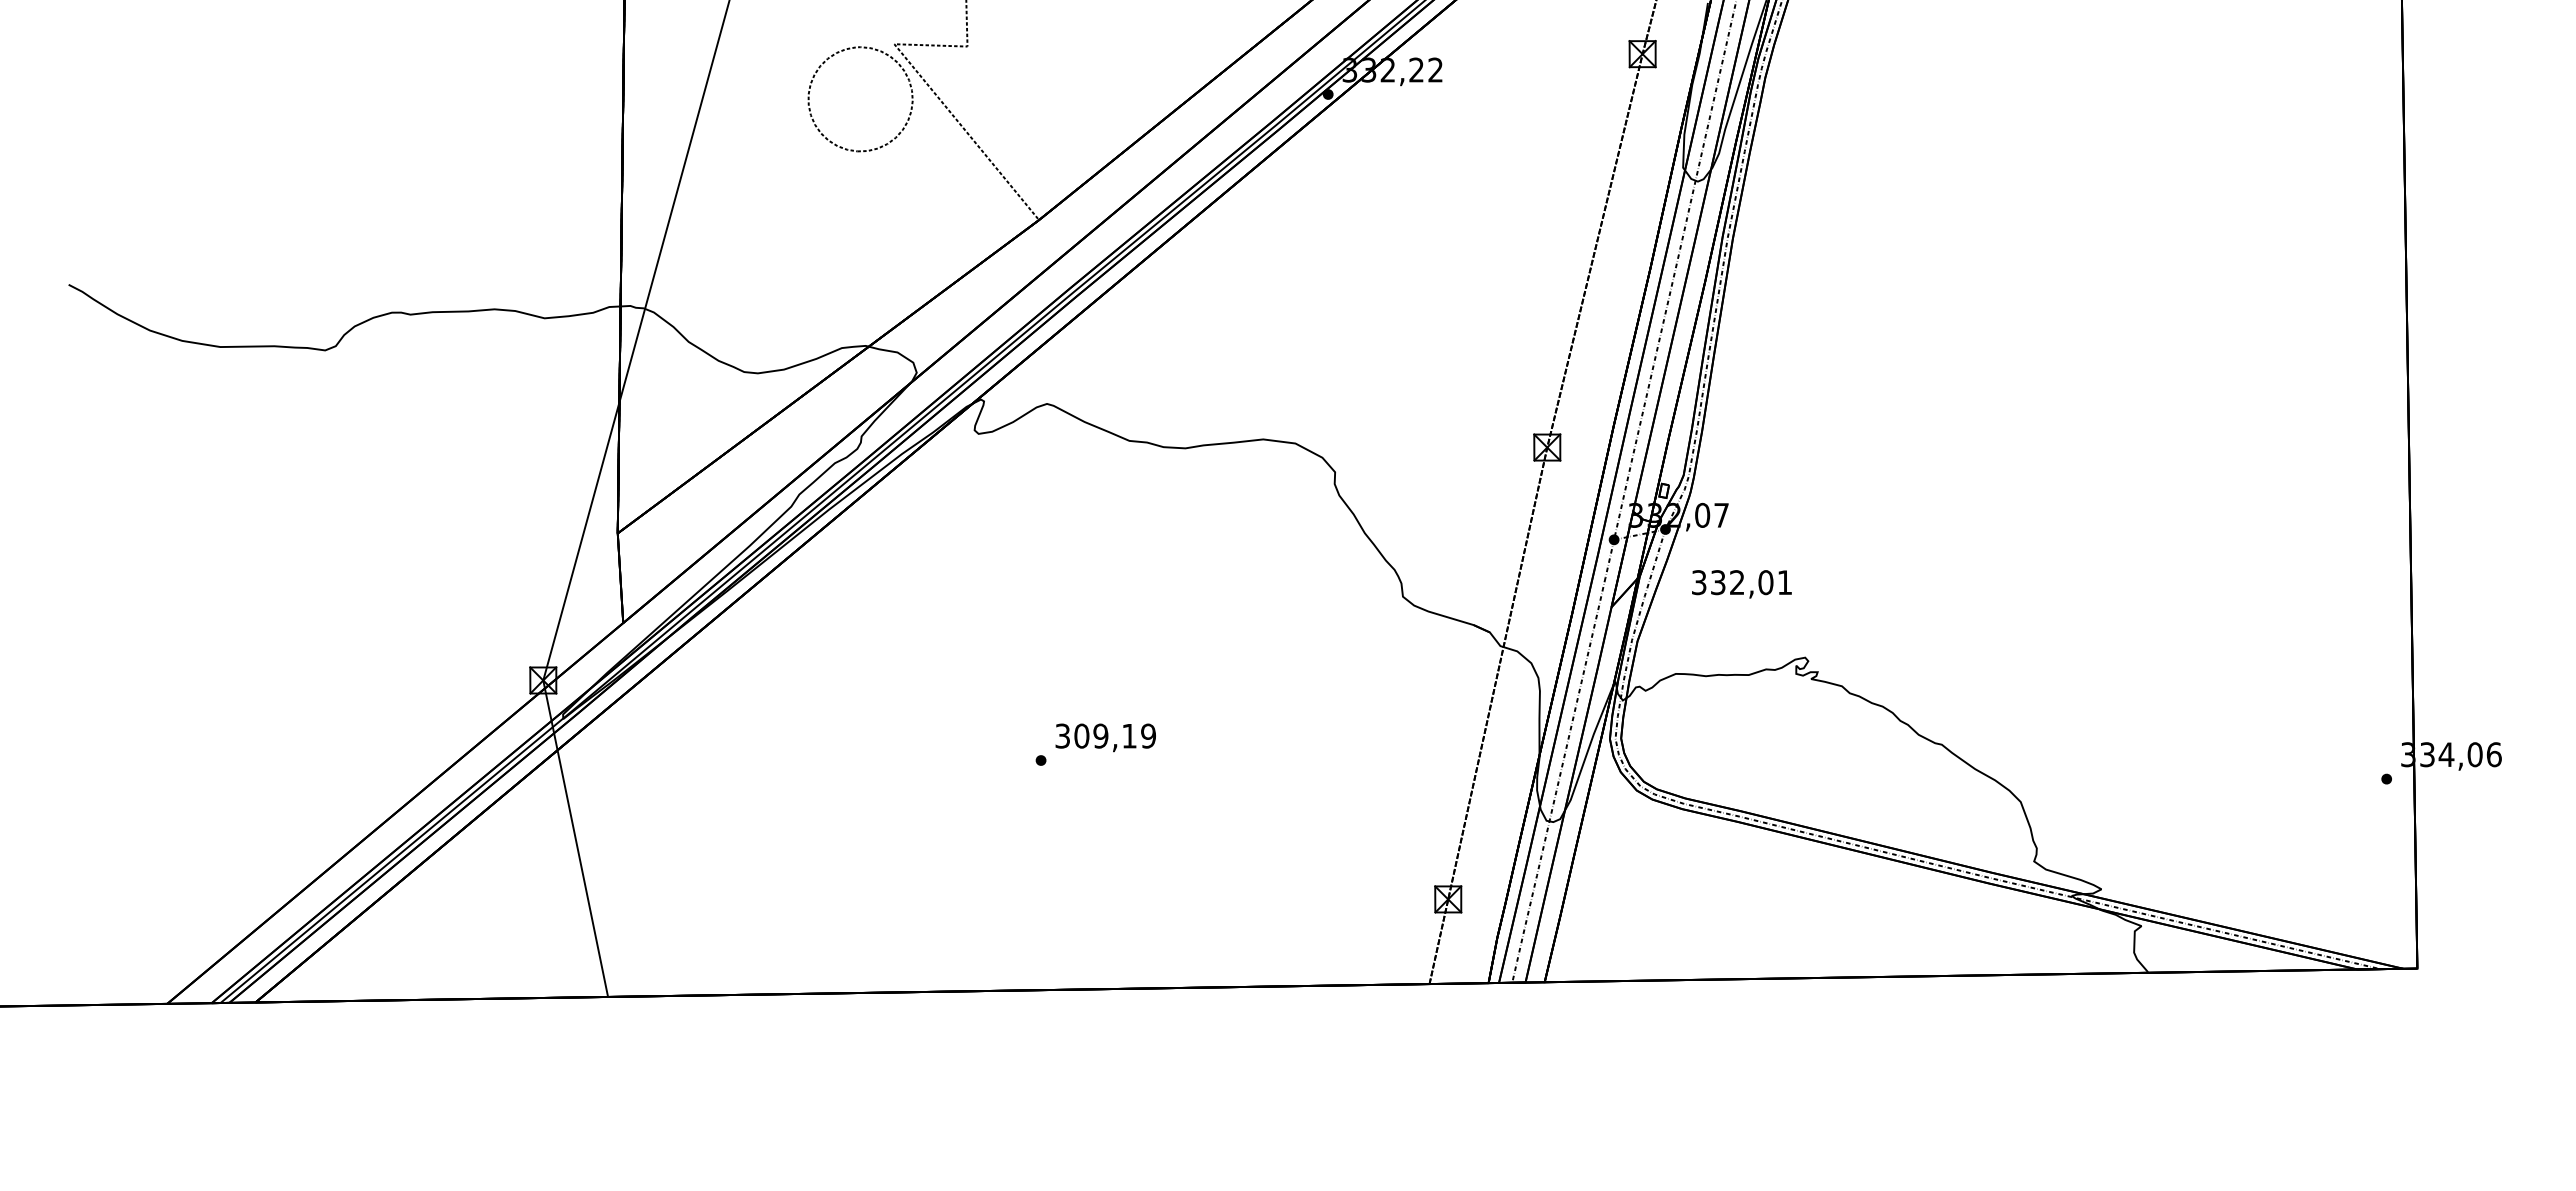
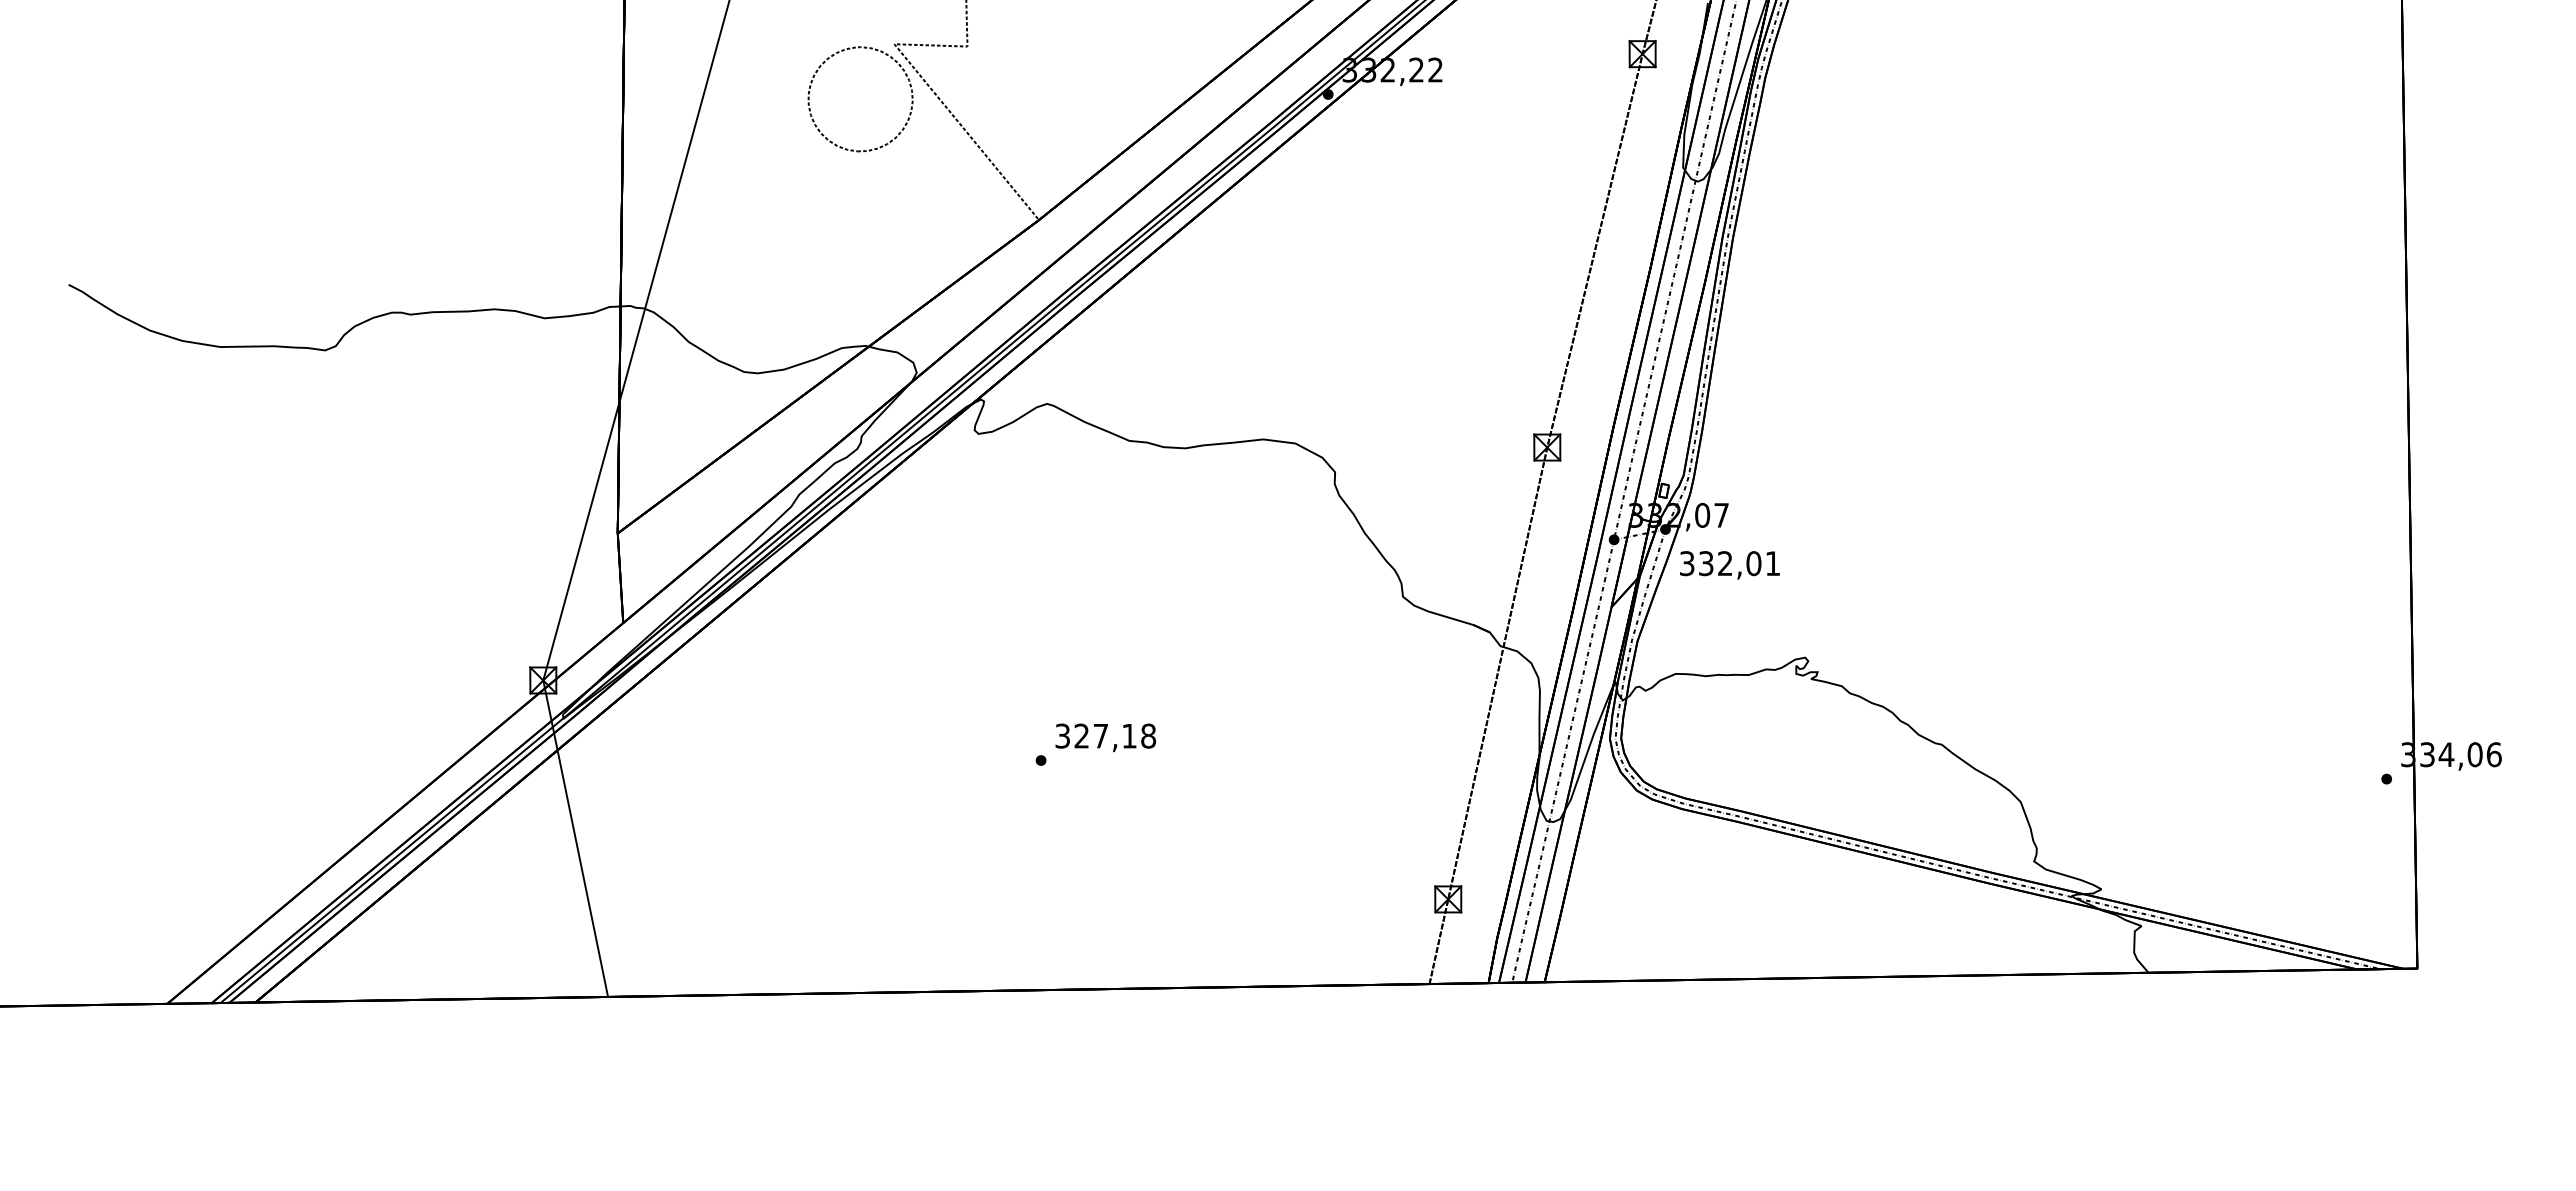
text position: (1741, 584) -> (1729, 565) (1729, 565)
text: 309,19 -> 327,18 (1115, 735)
